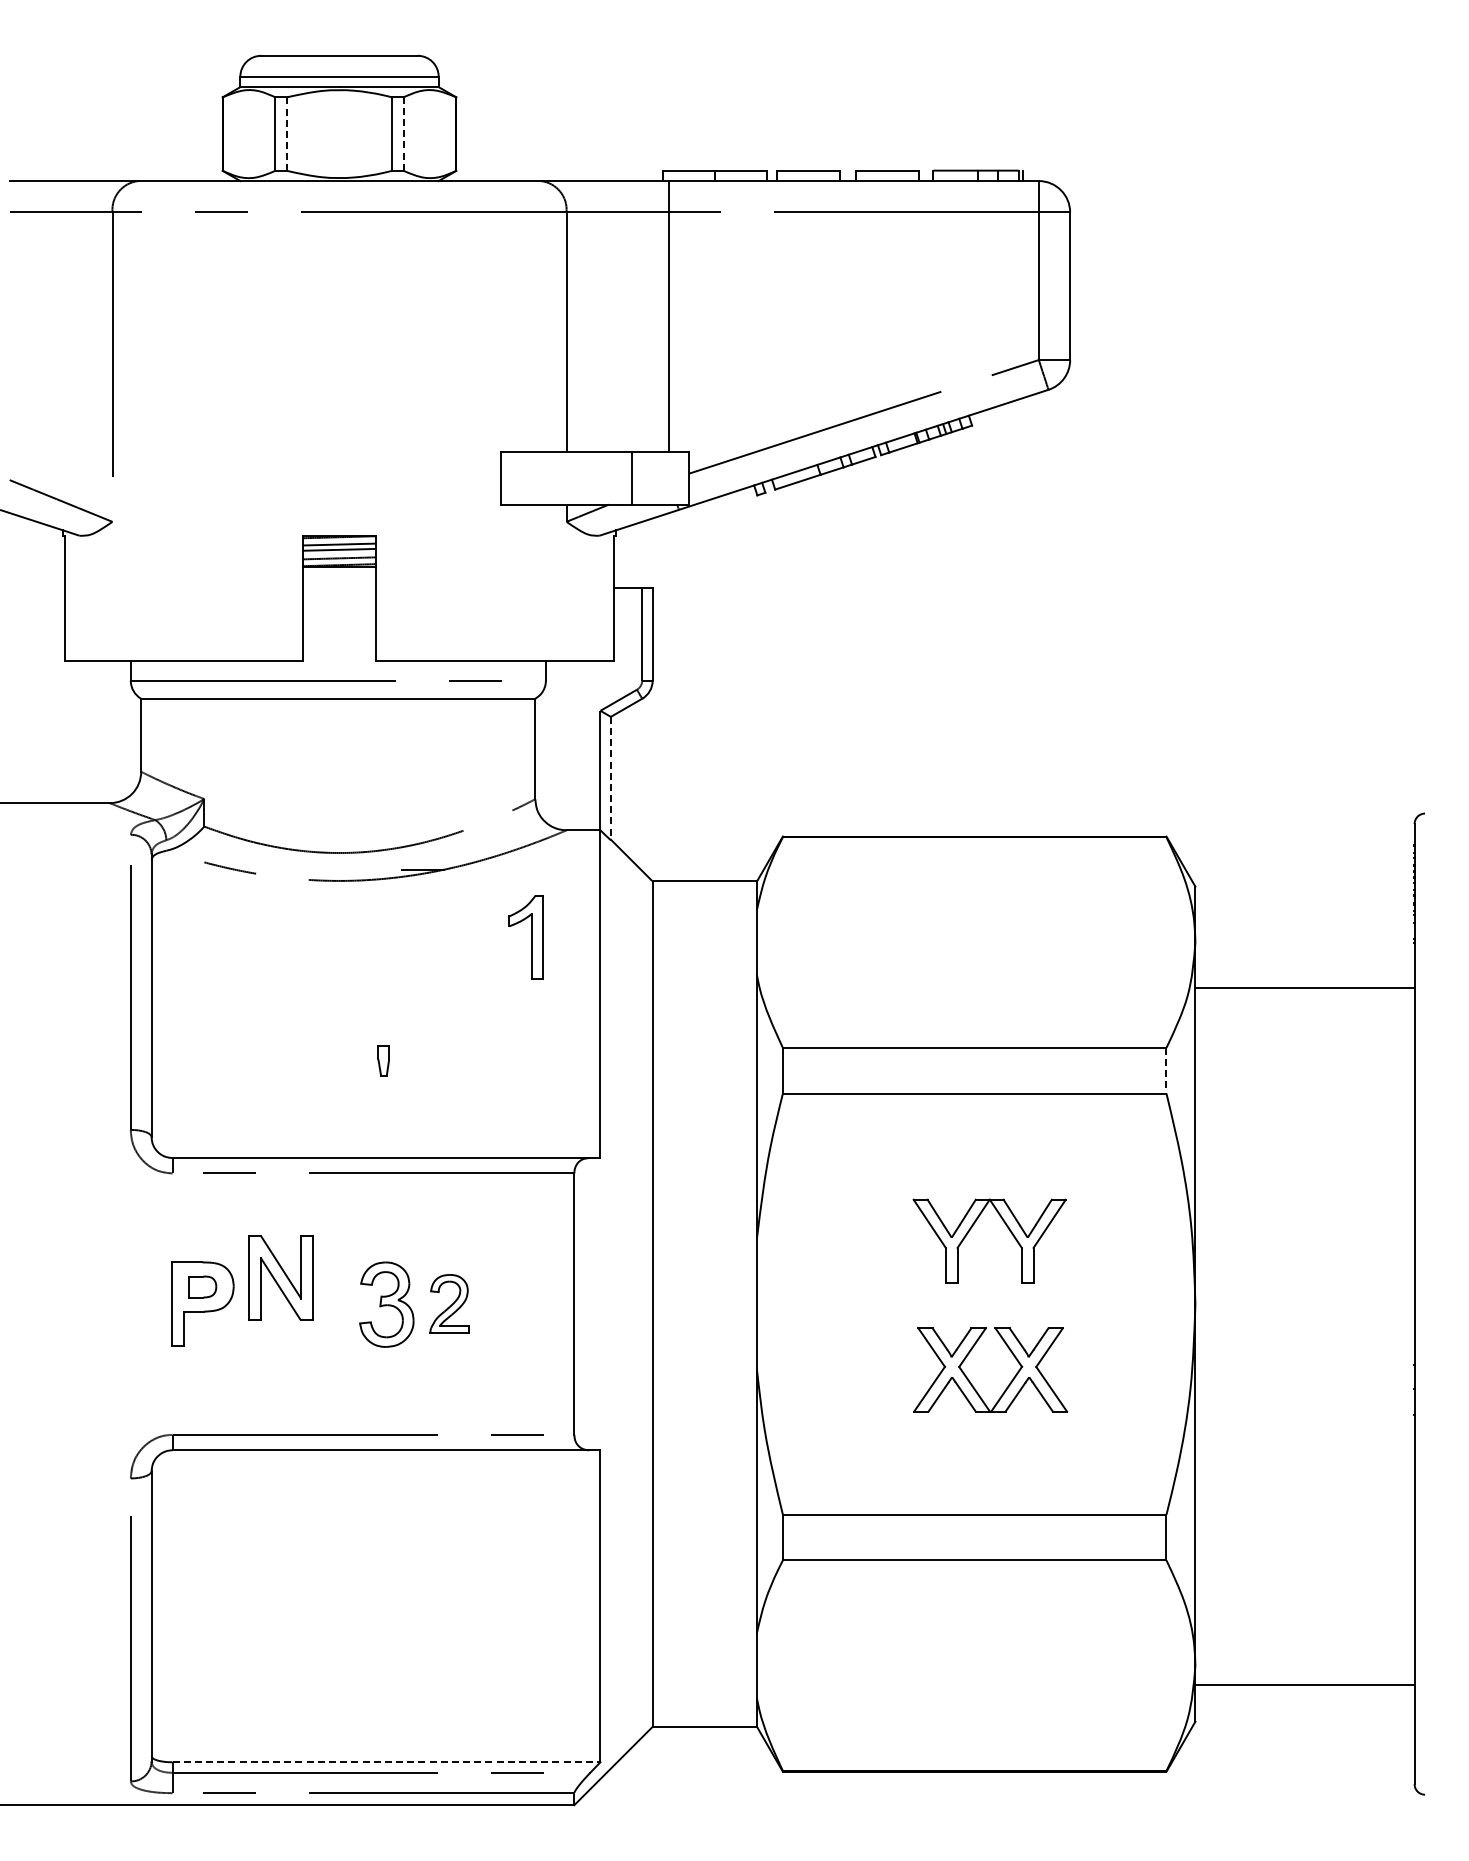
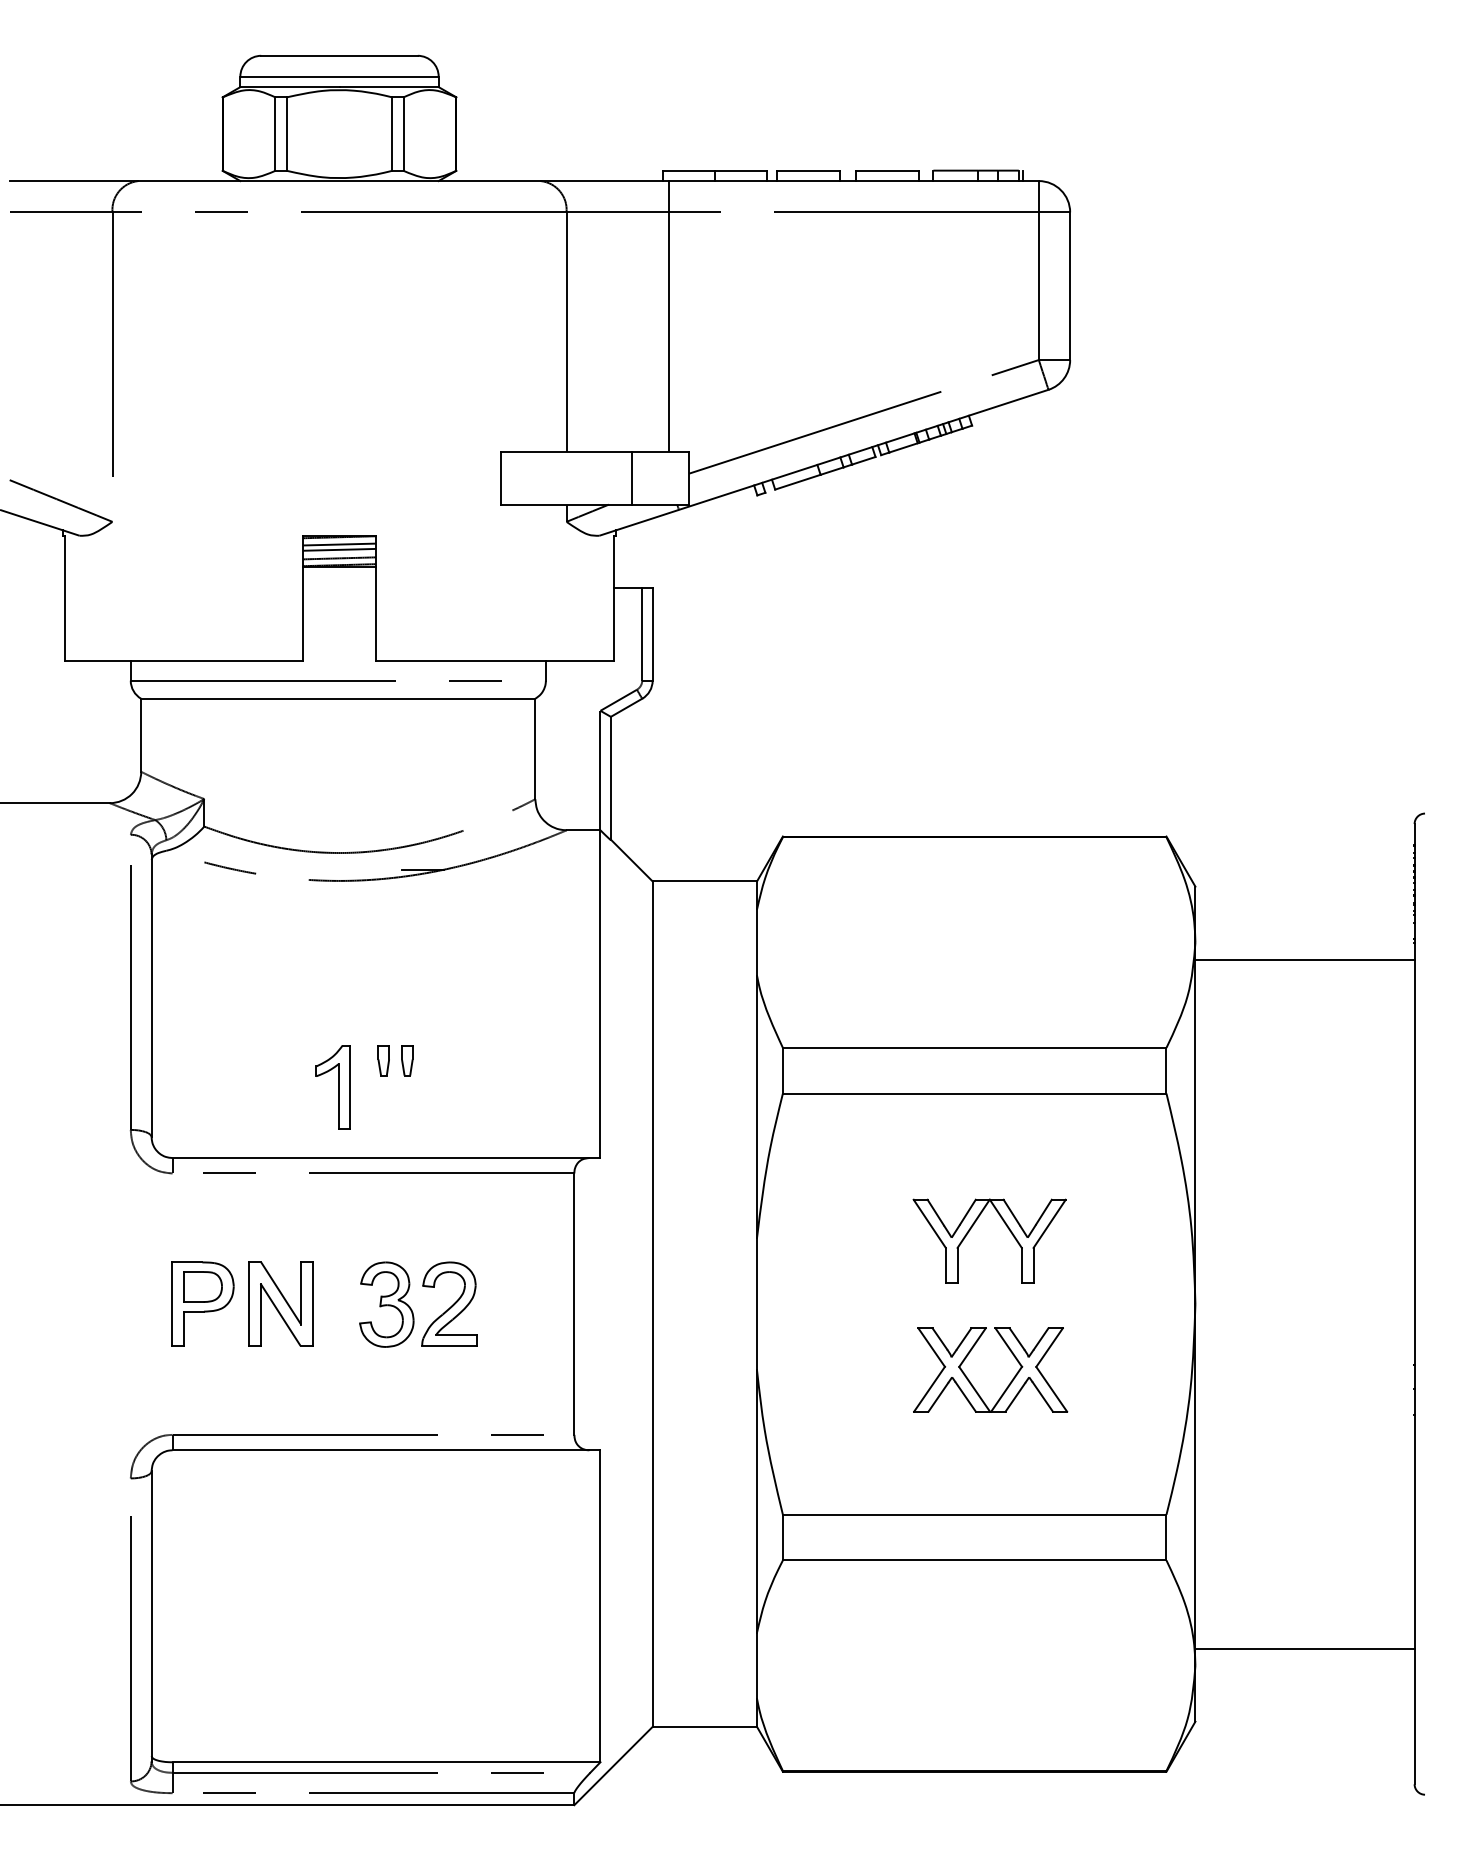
line: dashed -> solid (286, 134)
line: dashed -> solid (403, 134)
line: dashed -> solid (610, 778)
part position: (525, 937) -> (332, 1087) (332, 1087)
line position: (1304, 987) -> (1304, 959) (1304, 959)
part: none -> present (407, 1060)
line: dashed -> solid (1166, 1070)
part position: (280, 1277) -> (280, 1303) (280, 1303)
part size: 30x24 px -> 40x32 px (202, 1286)
part size: 41x60 px -> 57x86 px (449, 1303)
line position: (1304, 1684) -> (1304, 1648) (1304, 1648)
line: dashed -> solid (386, 1762)
